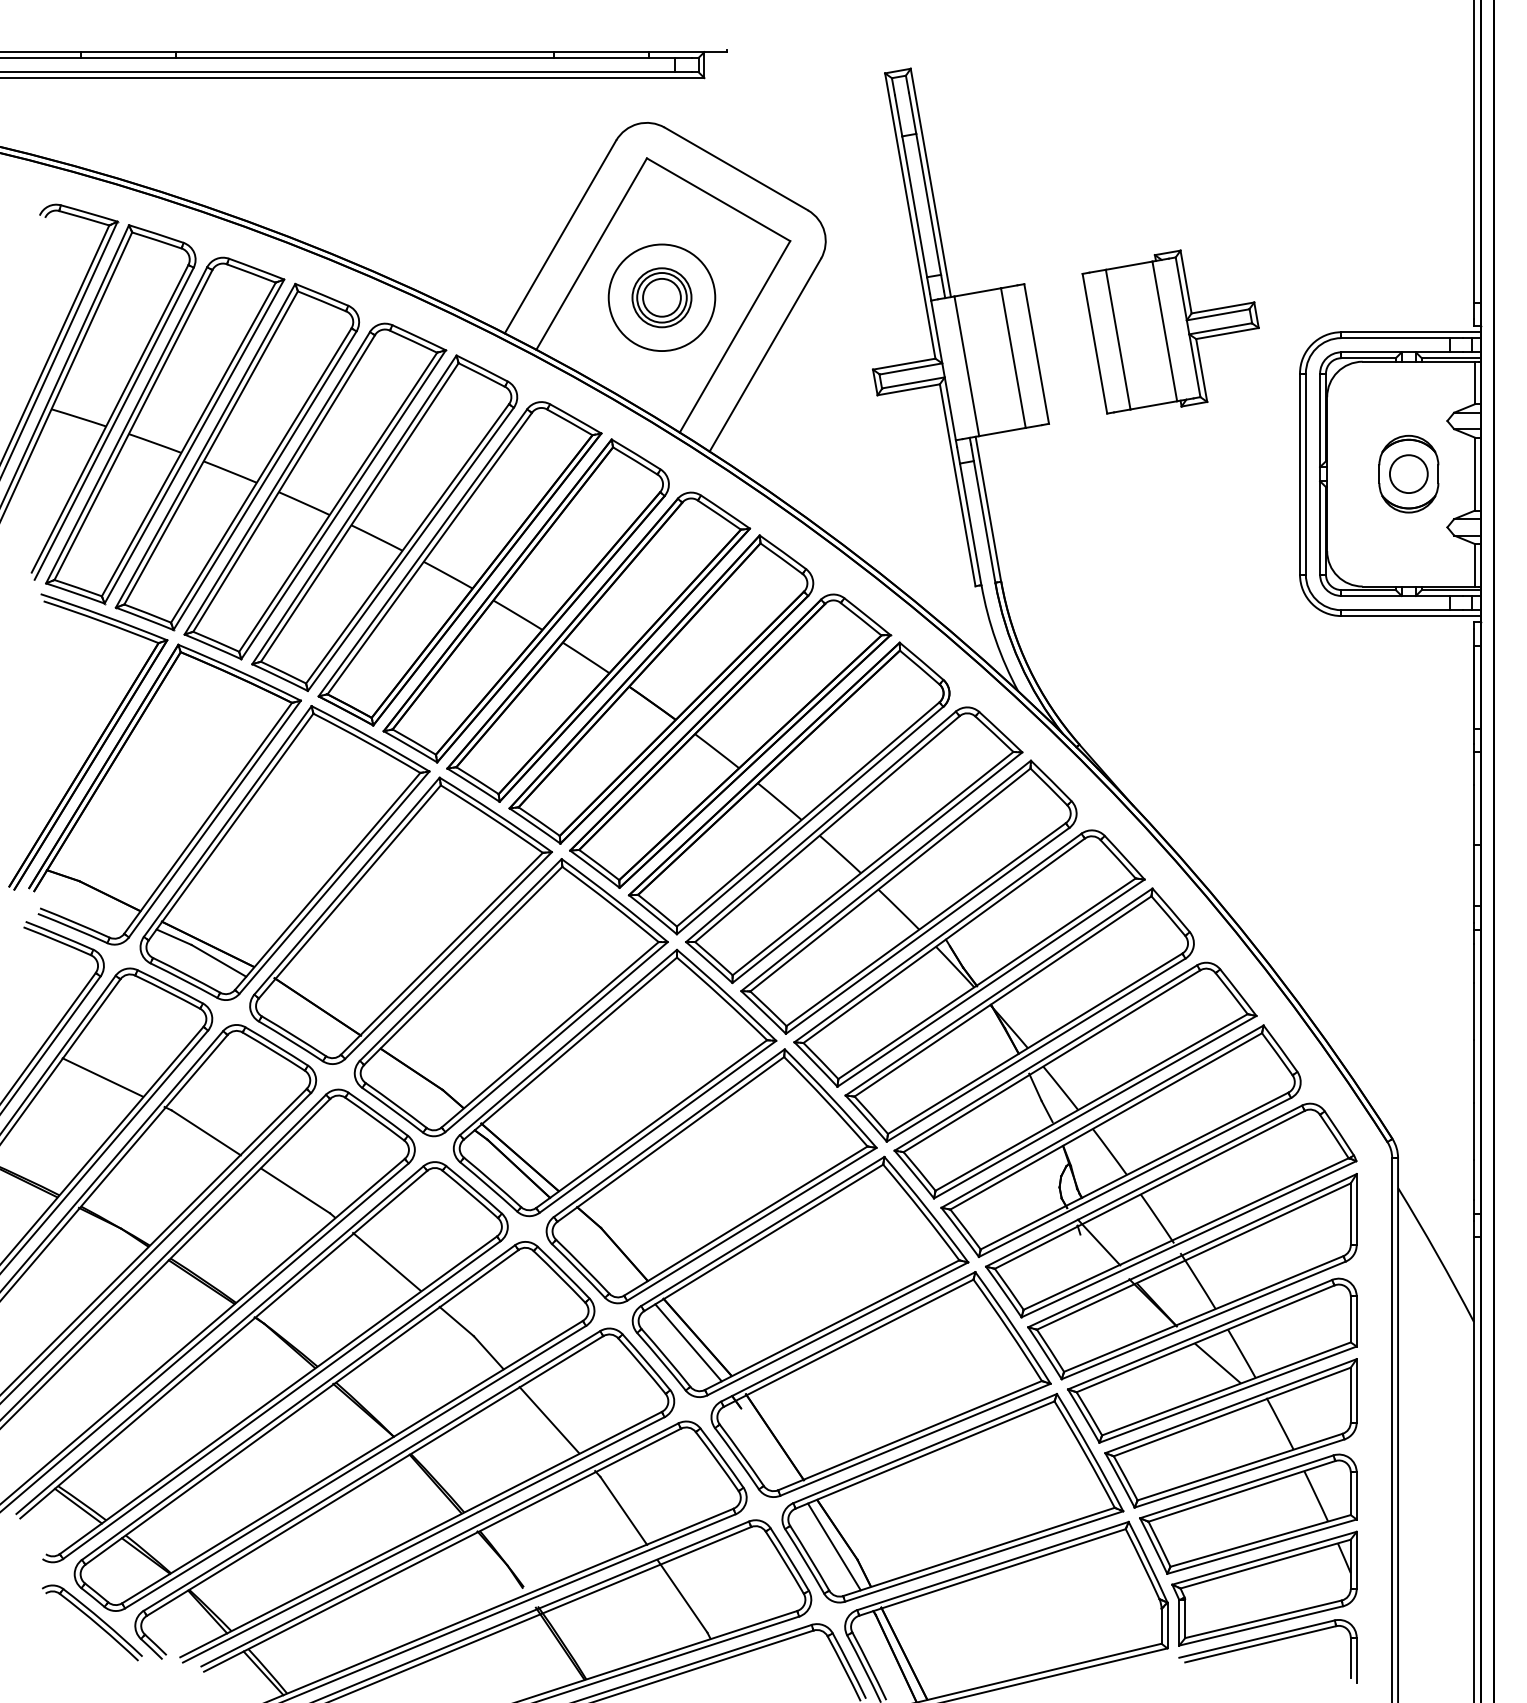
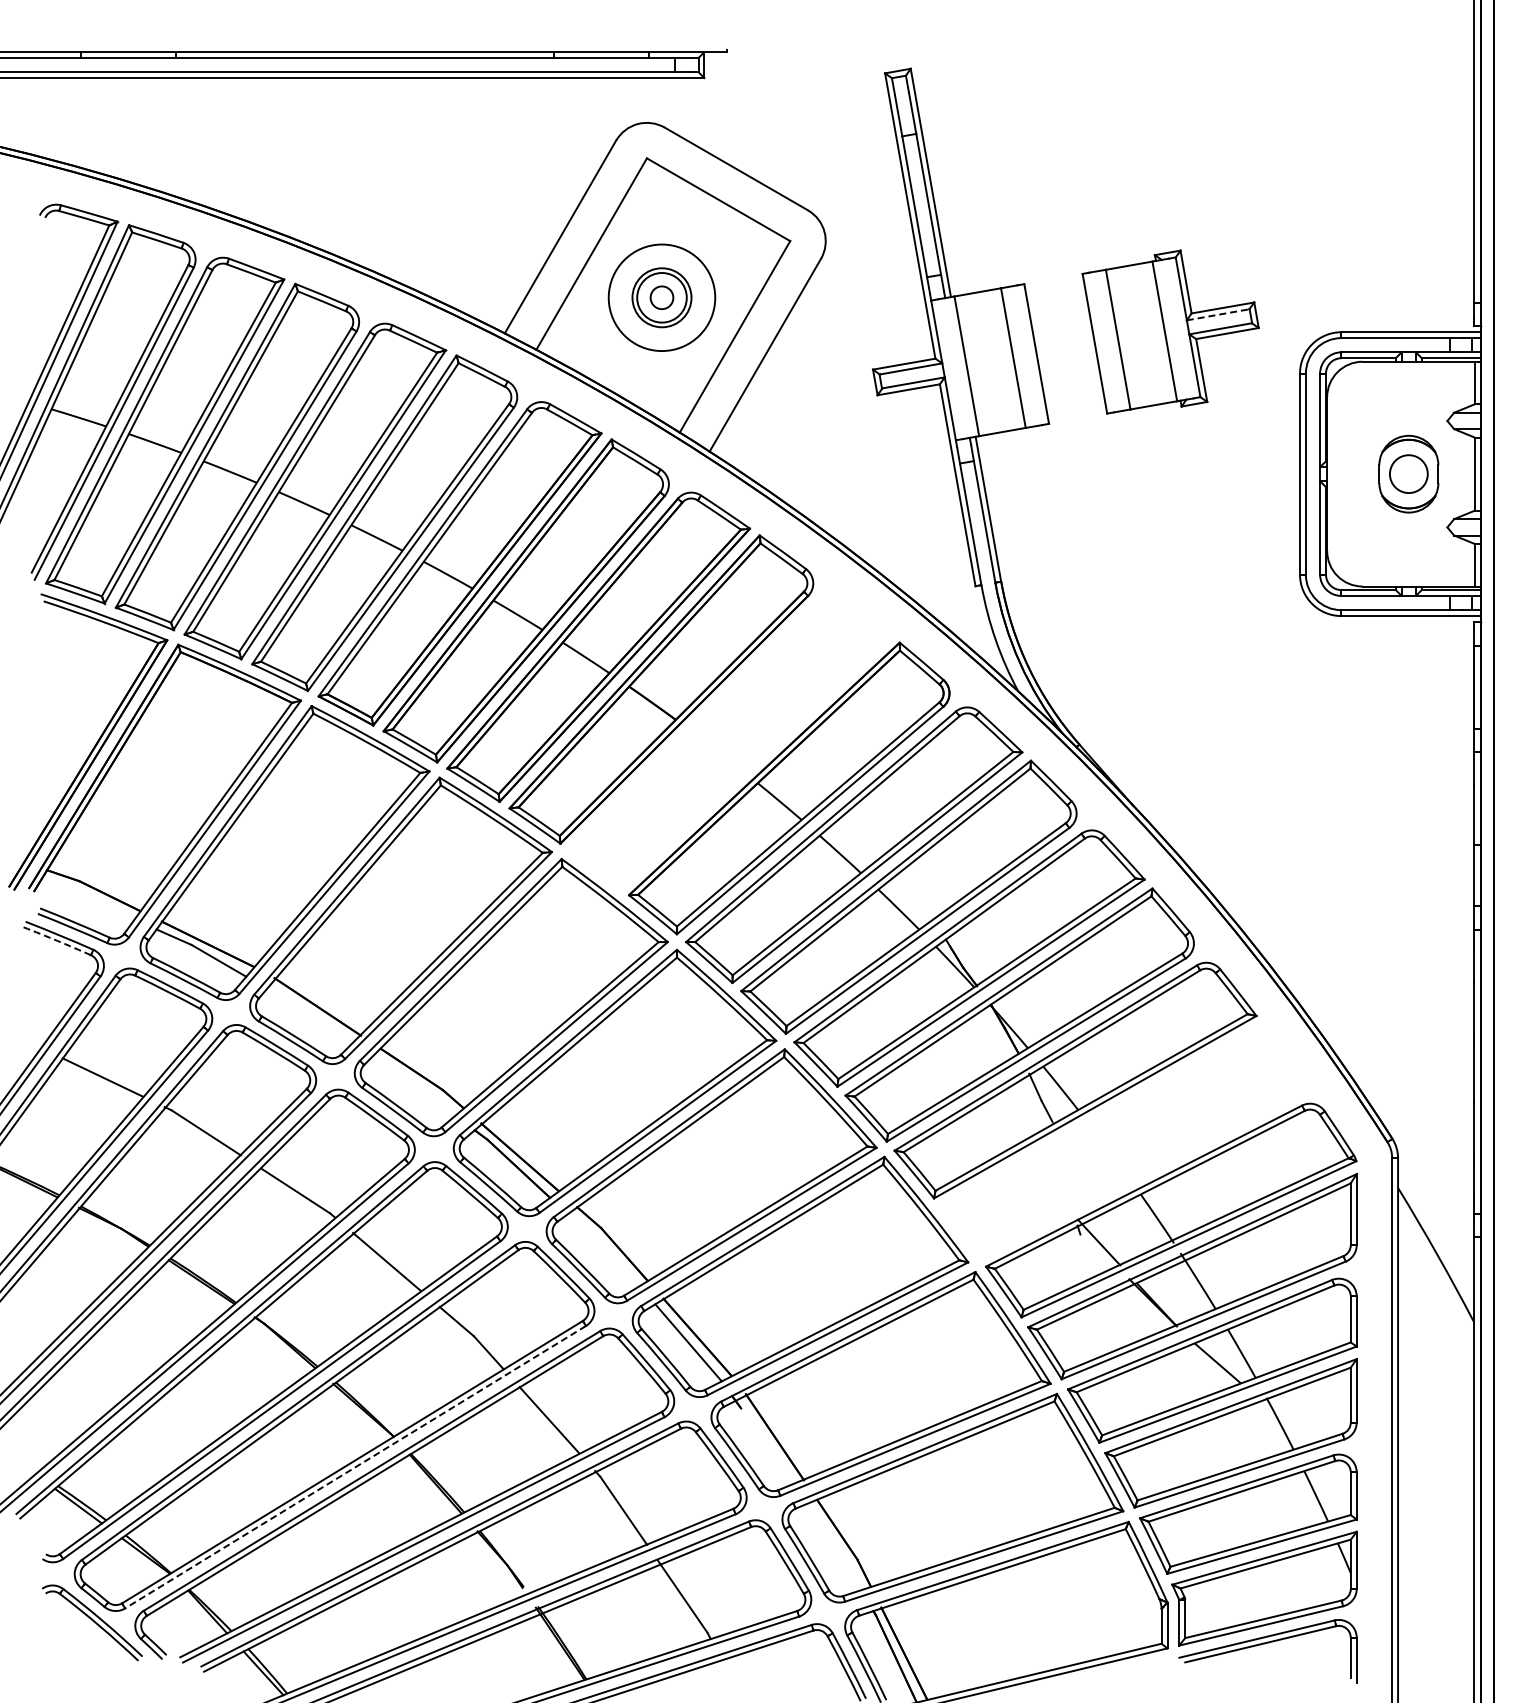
circle diameter: 38 px -> 23 px (661, 297)
line: solid -> dashed (1218, 314)
part: present -> none (730, 740)
arc: solid -> dashed (57, 940)
part: present -> none (1120, 1140)
line: solid -> dashed (355, 1467)
line: present -> none (833, 1546)
